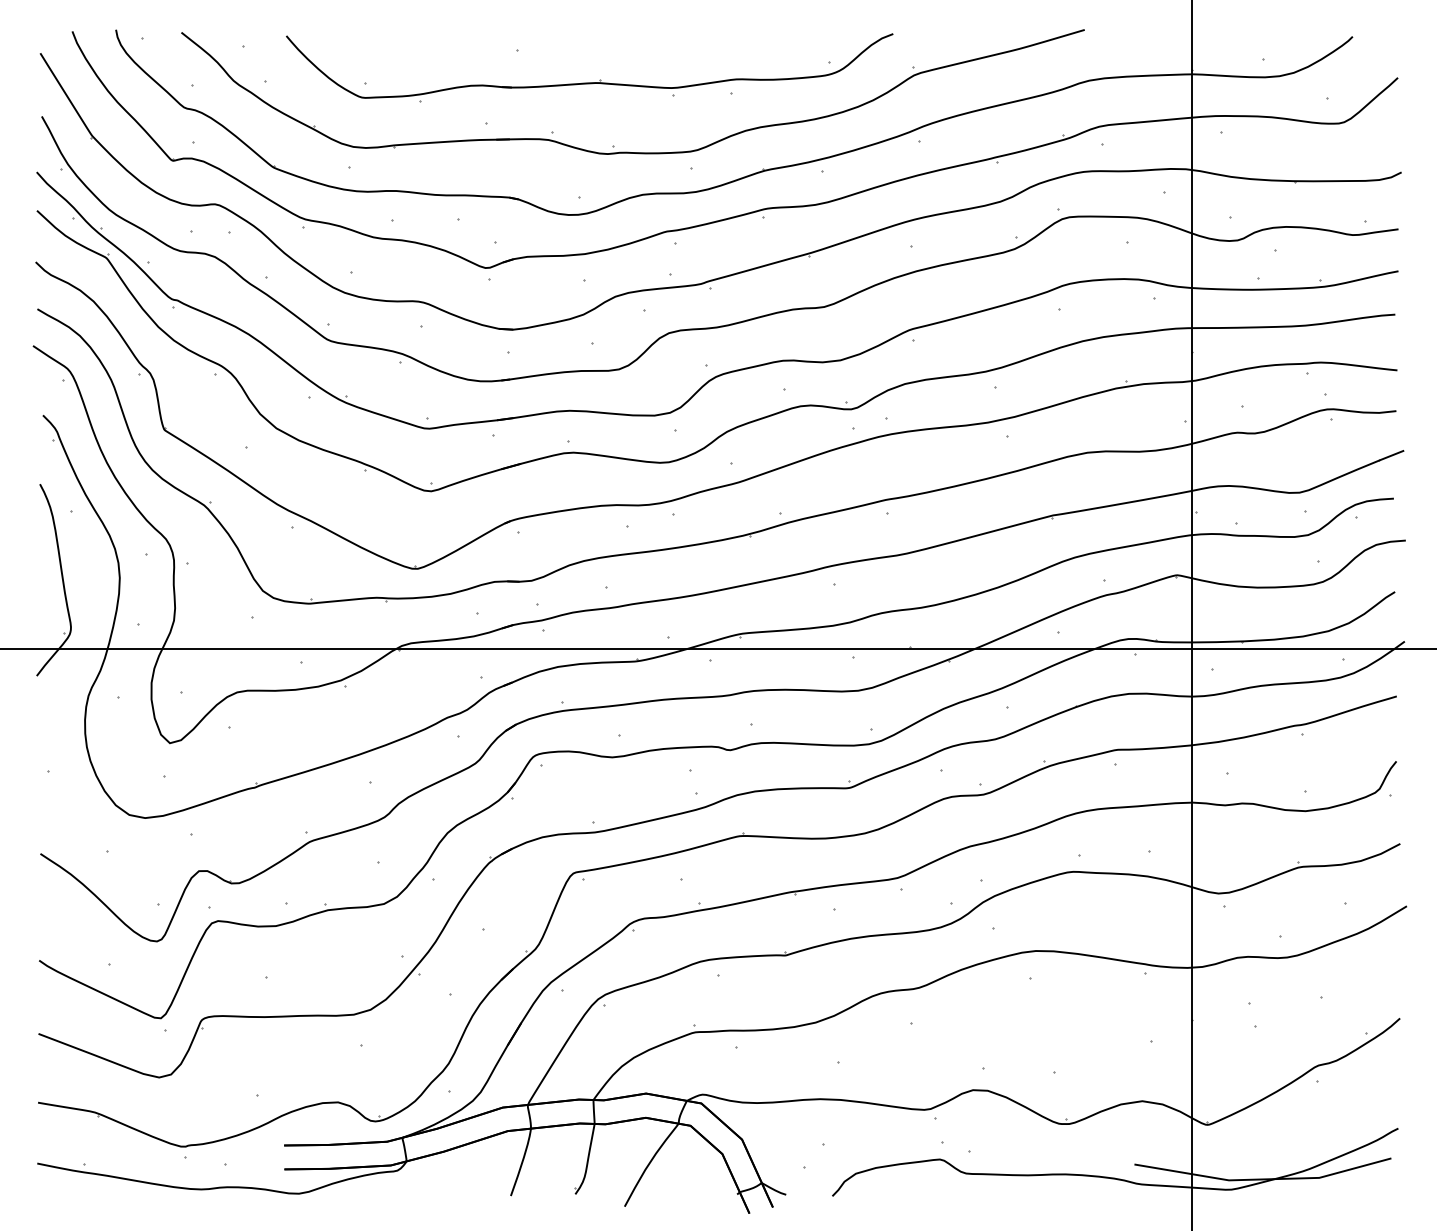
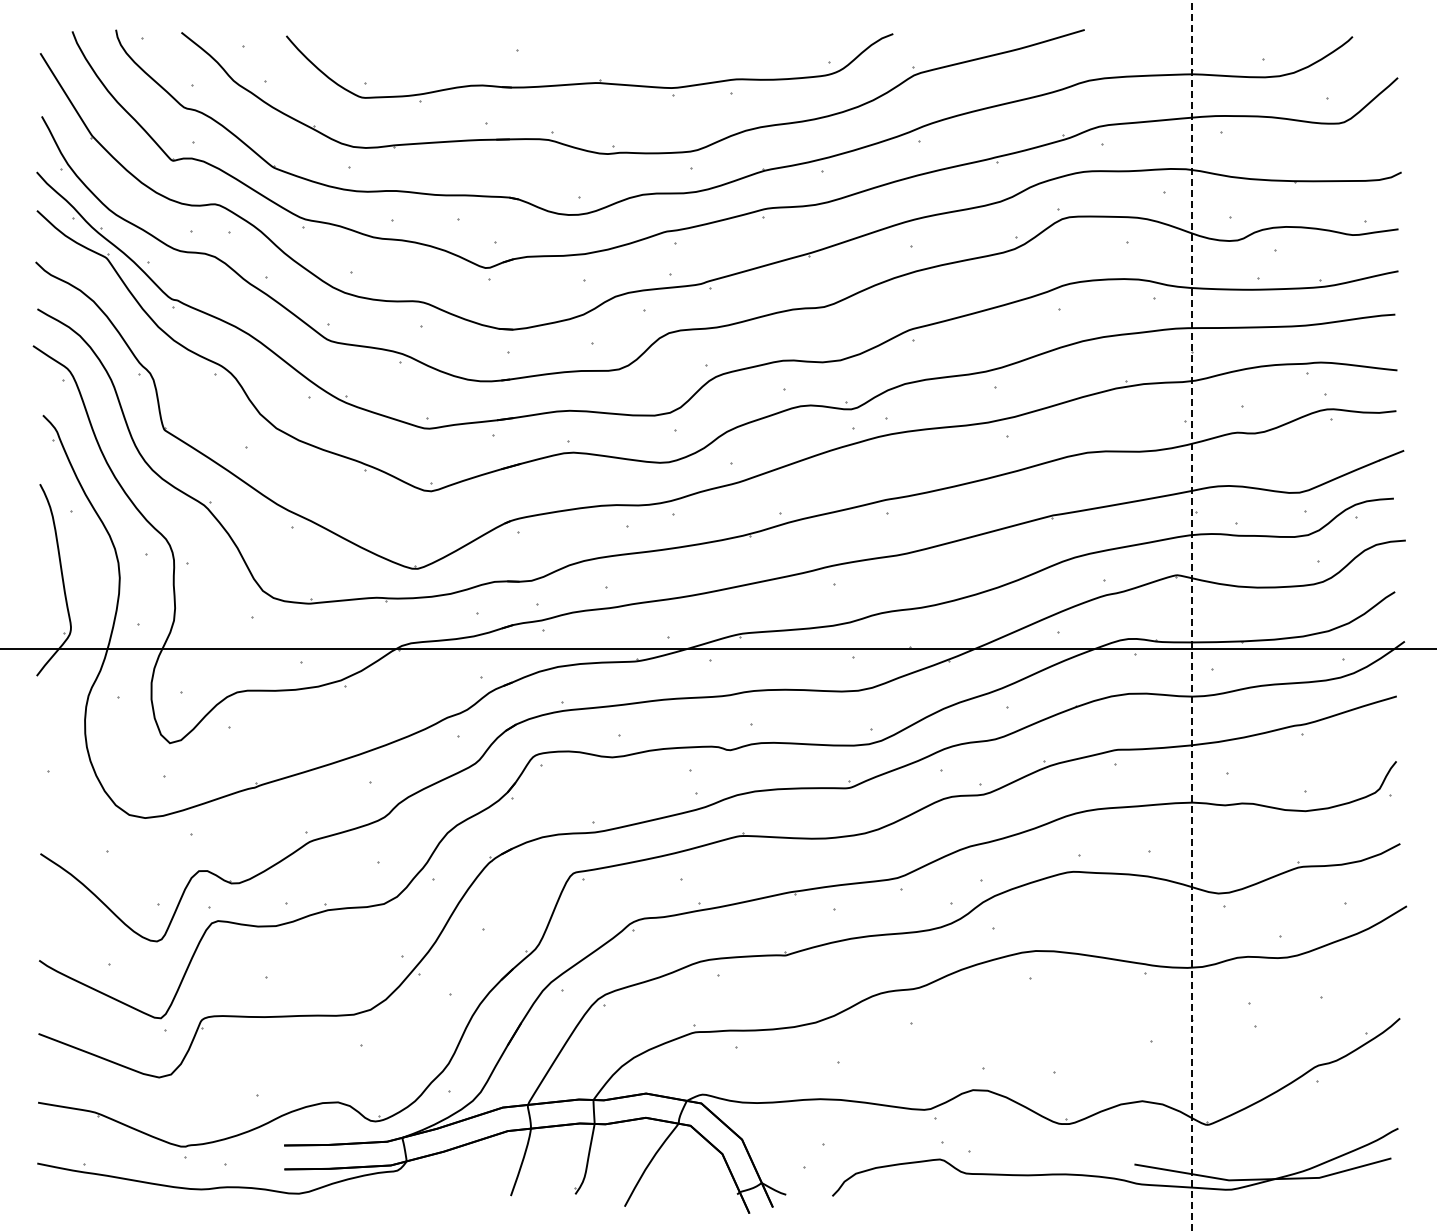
line: solid -> dashed (1192, 614)
